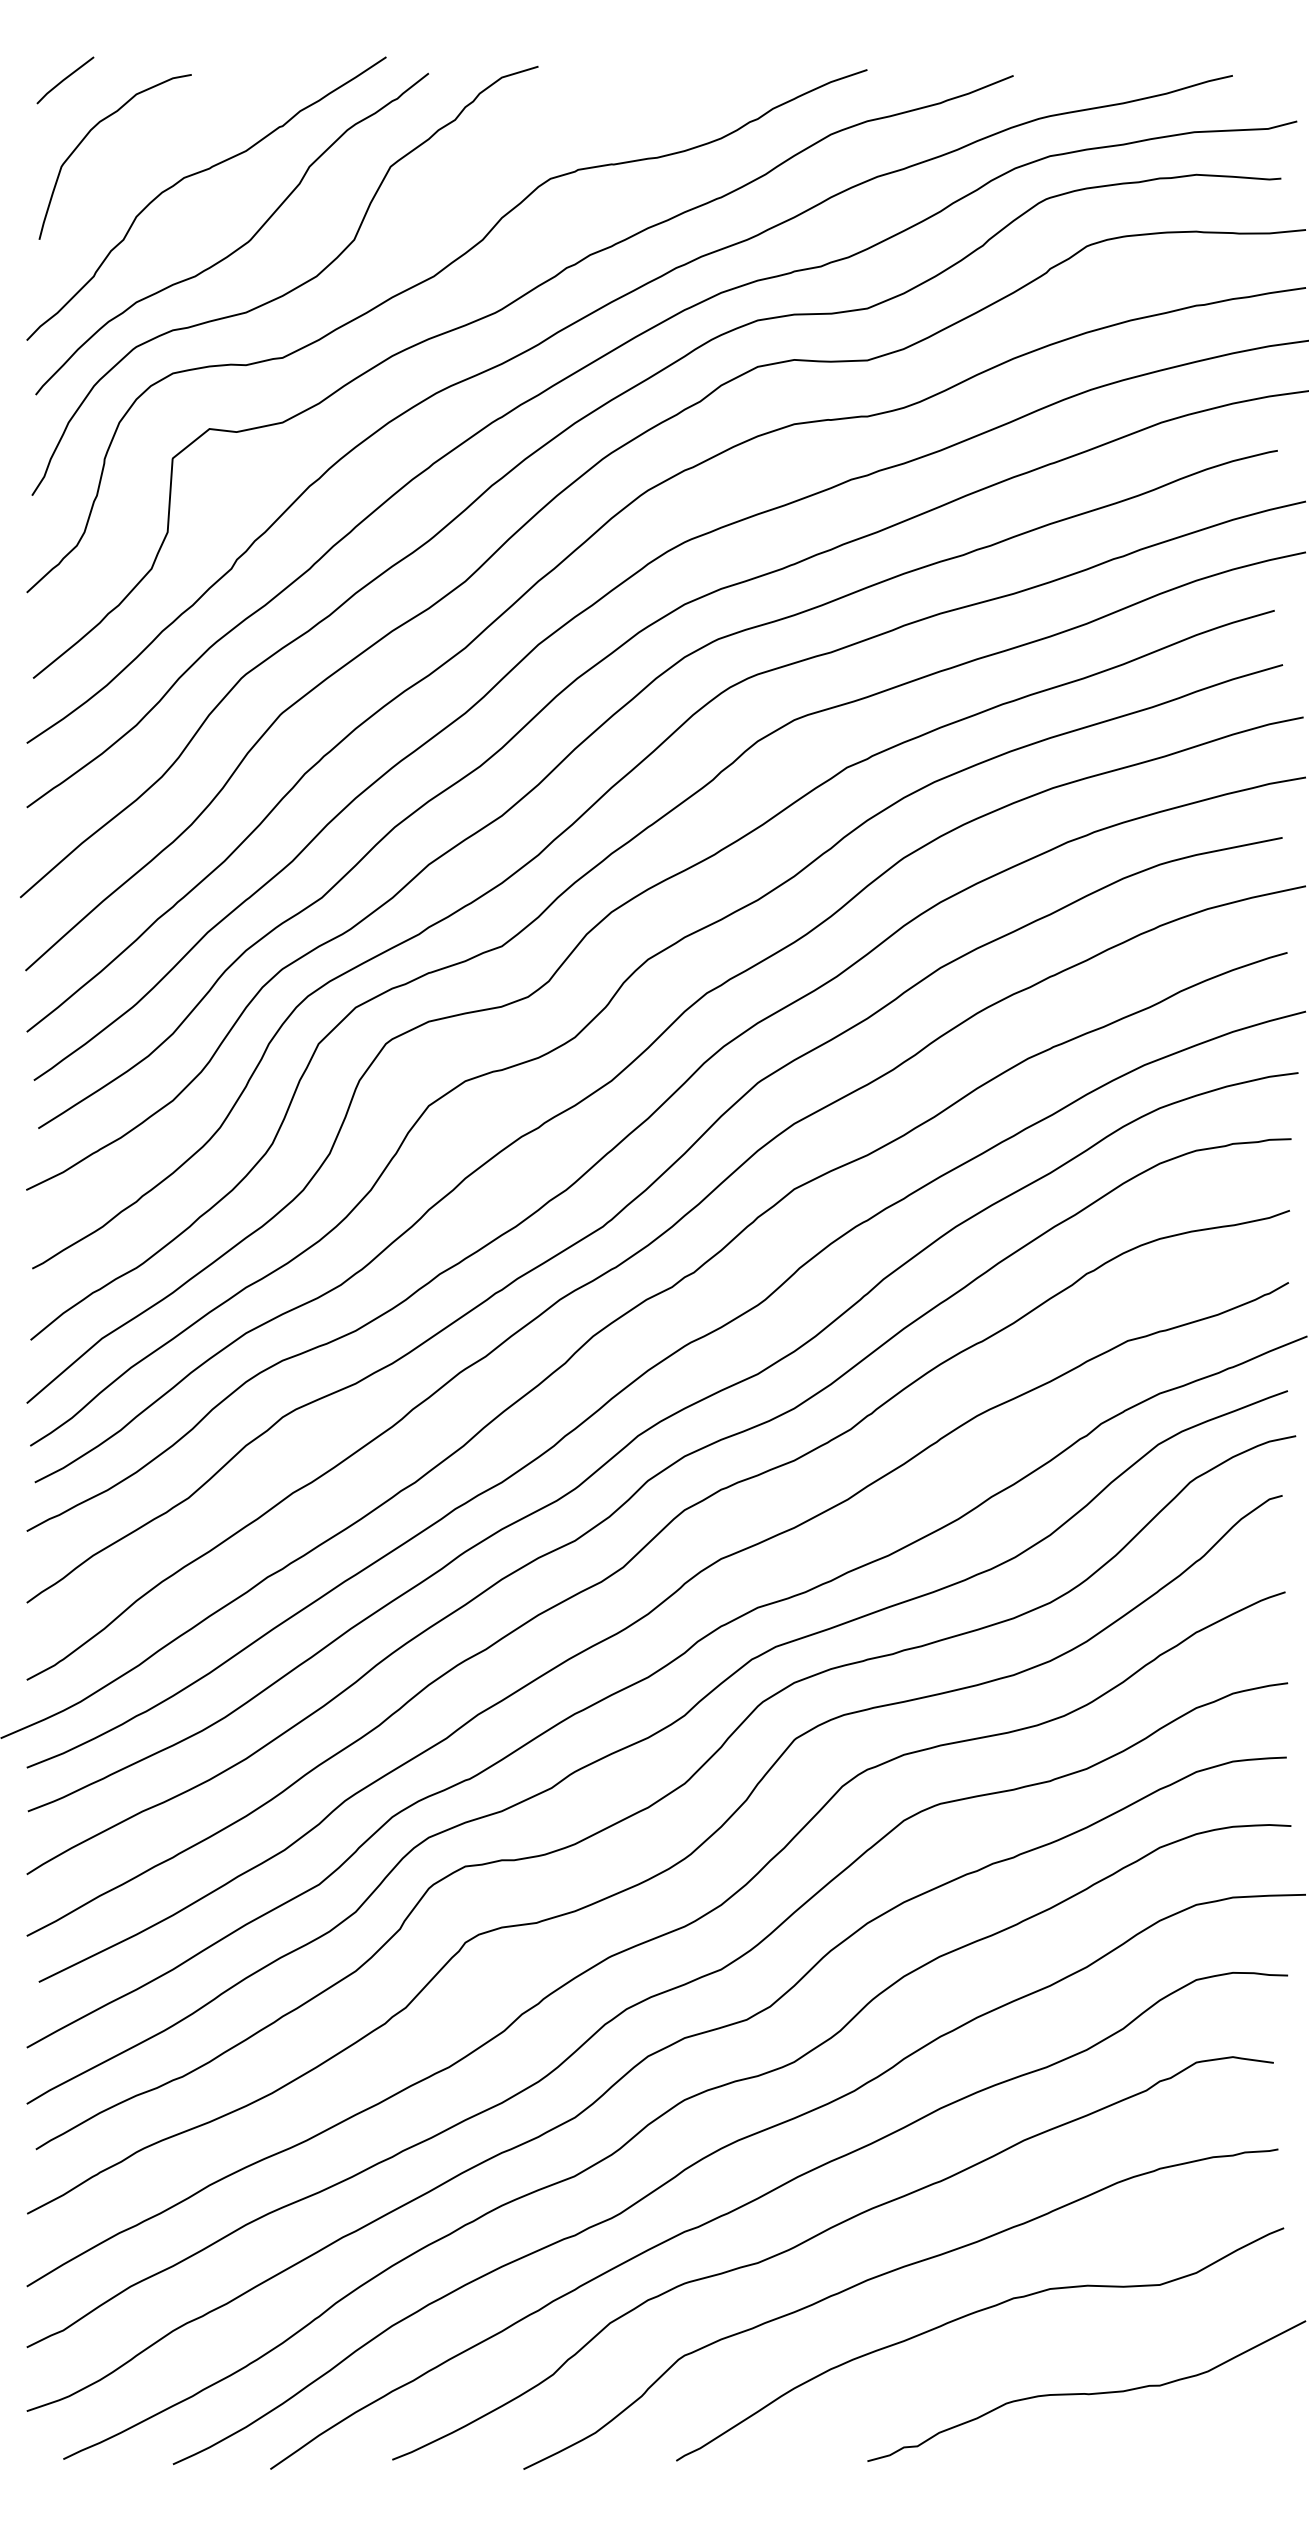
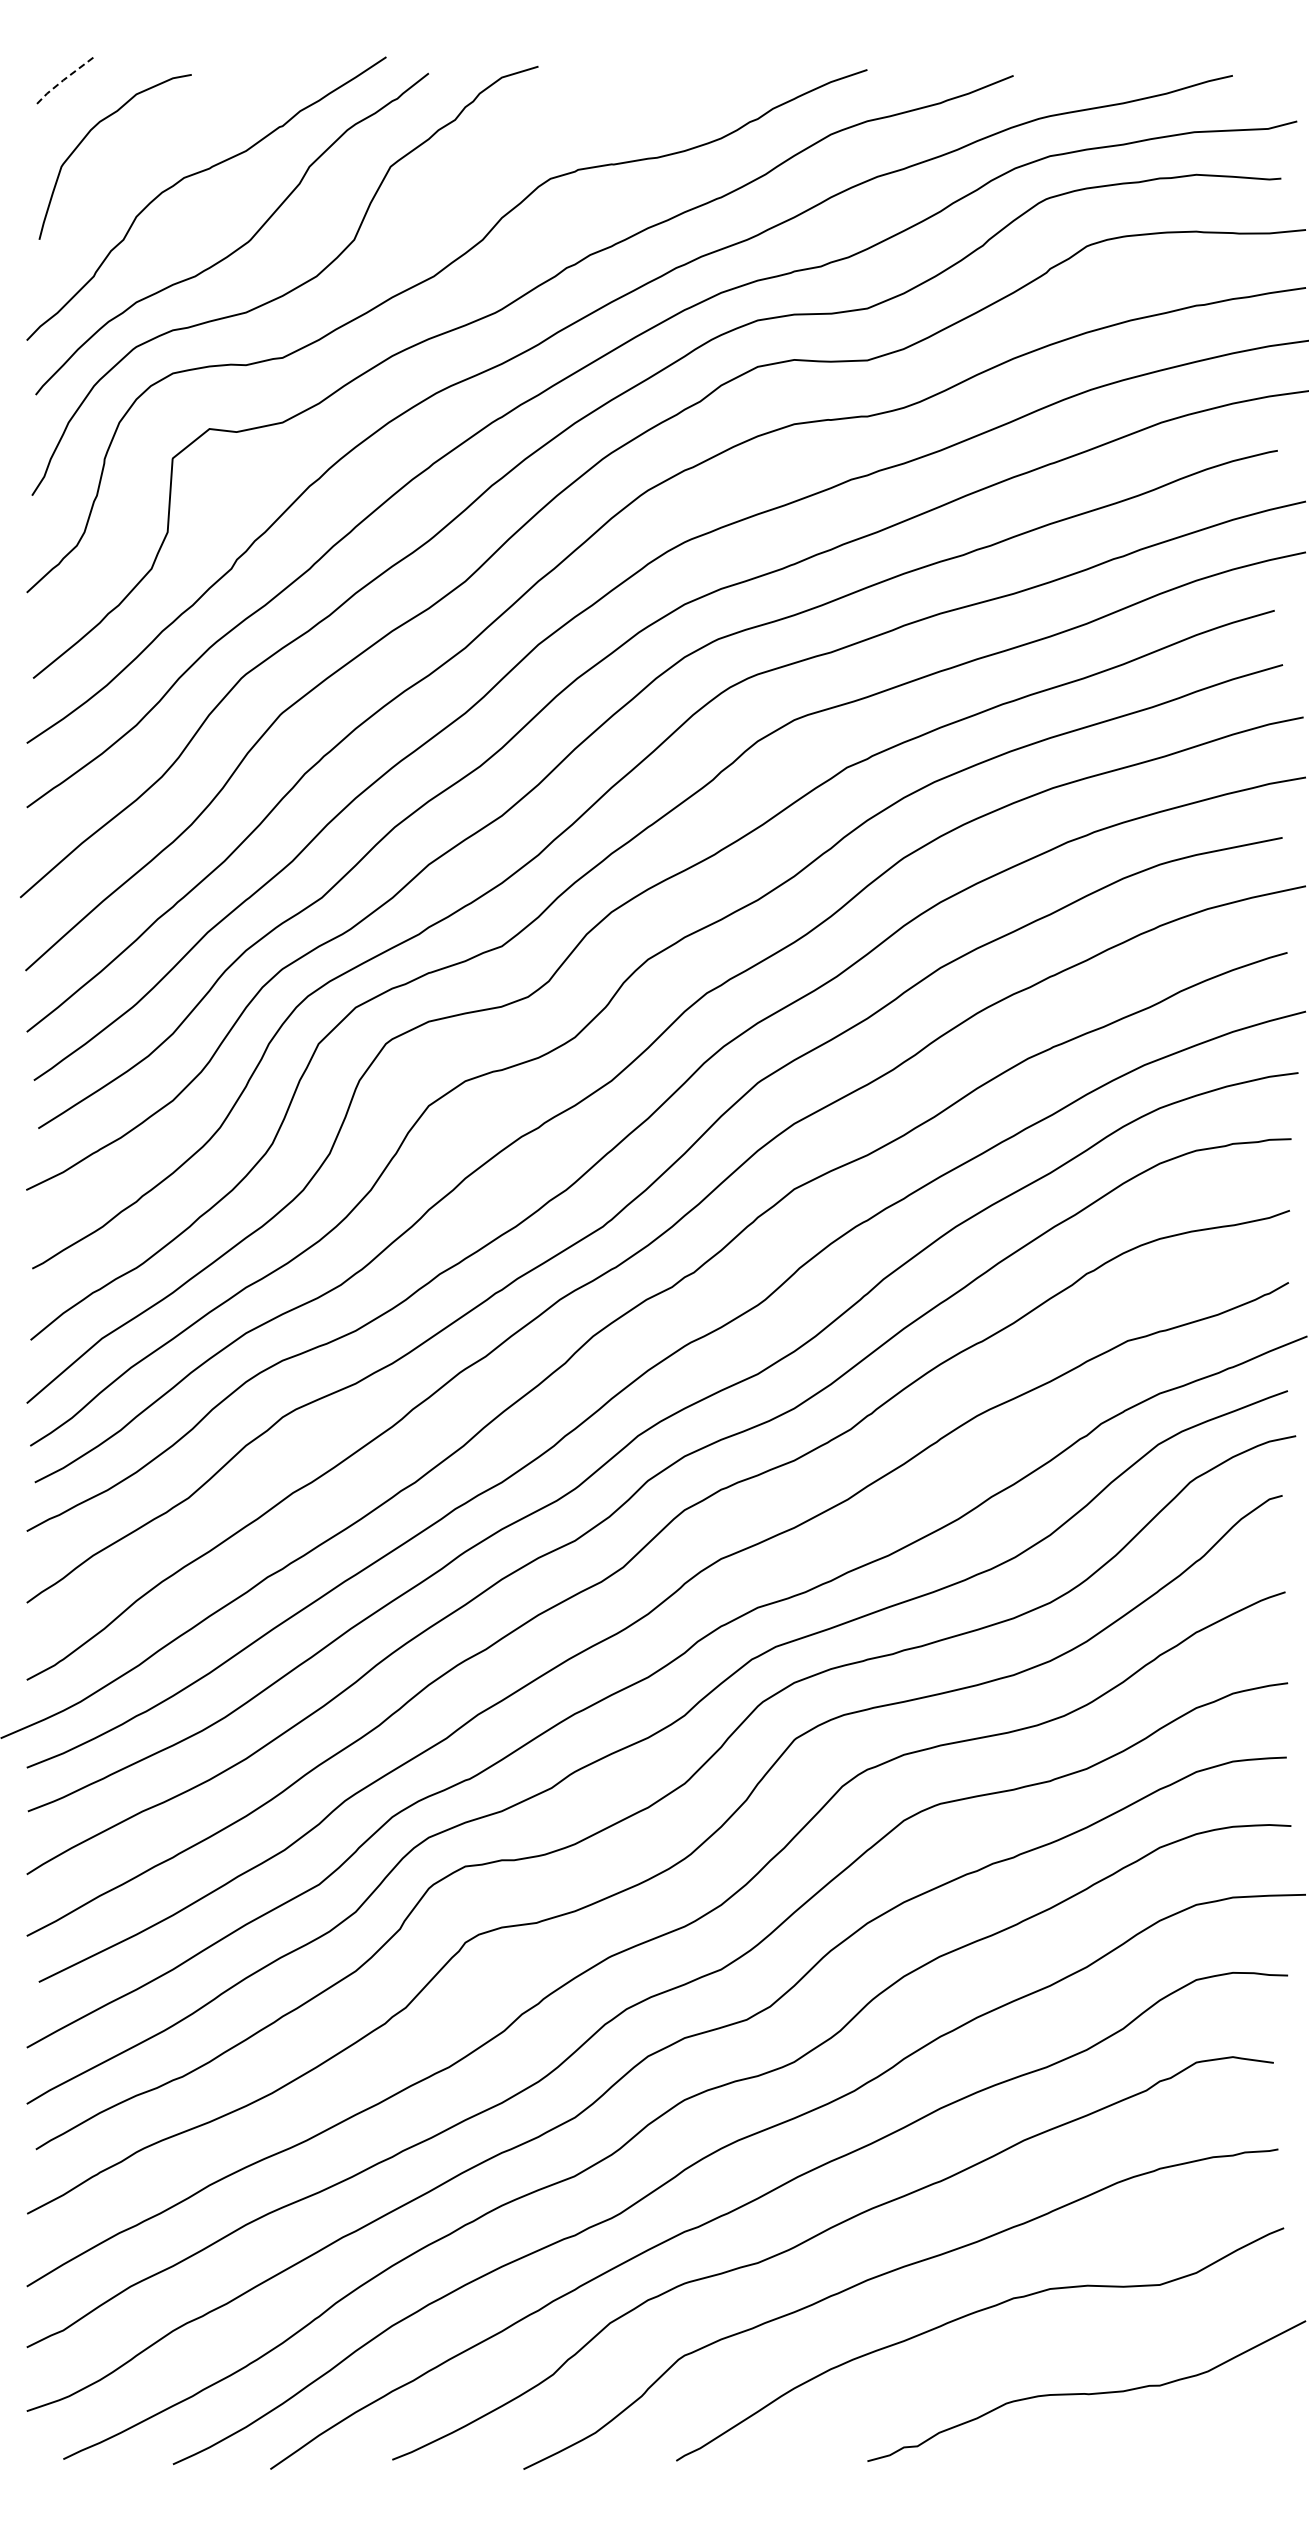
line: solid -> dashed (63, 80)
